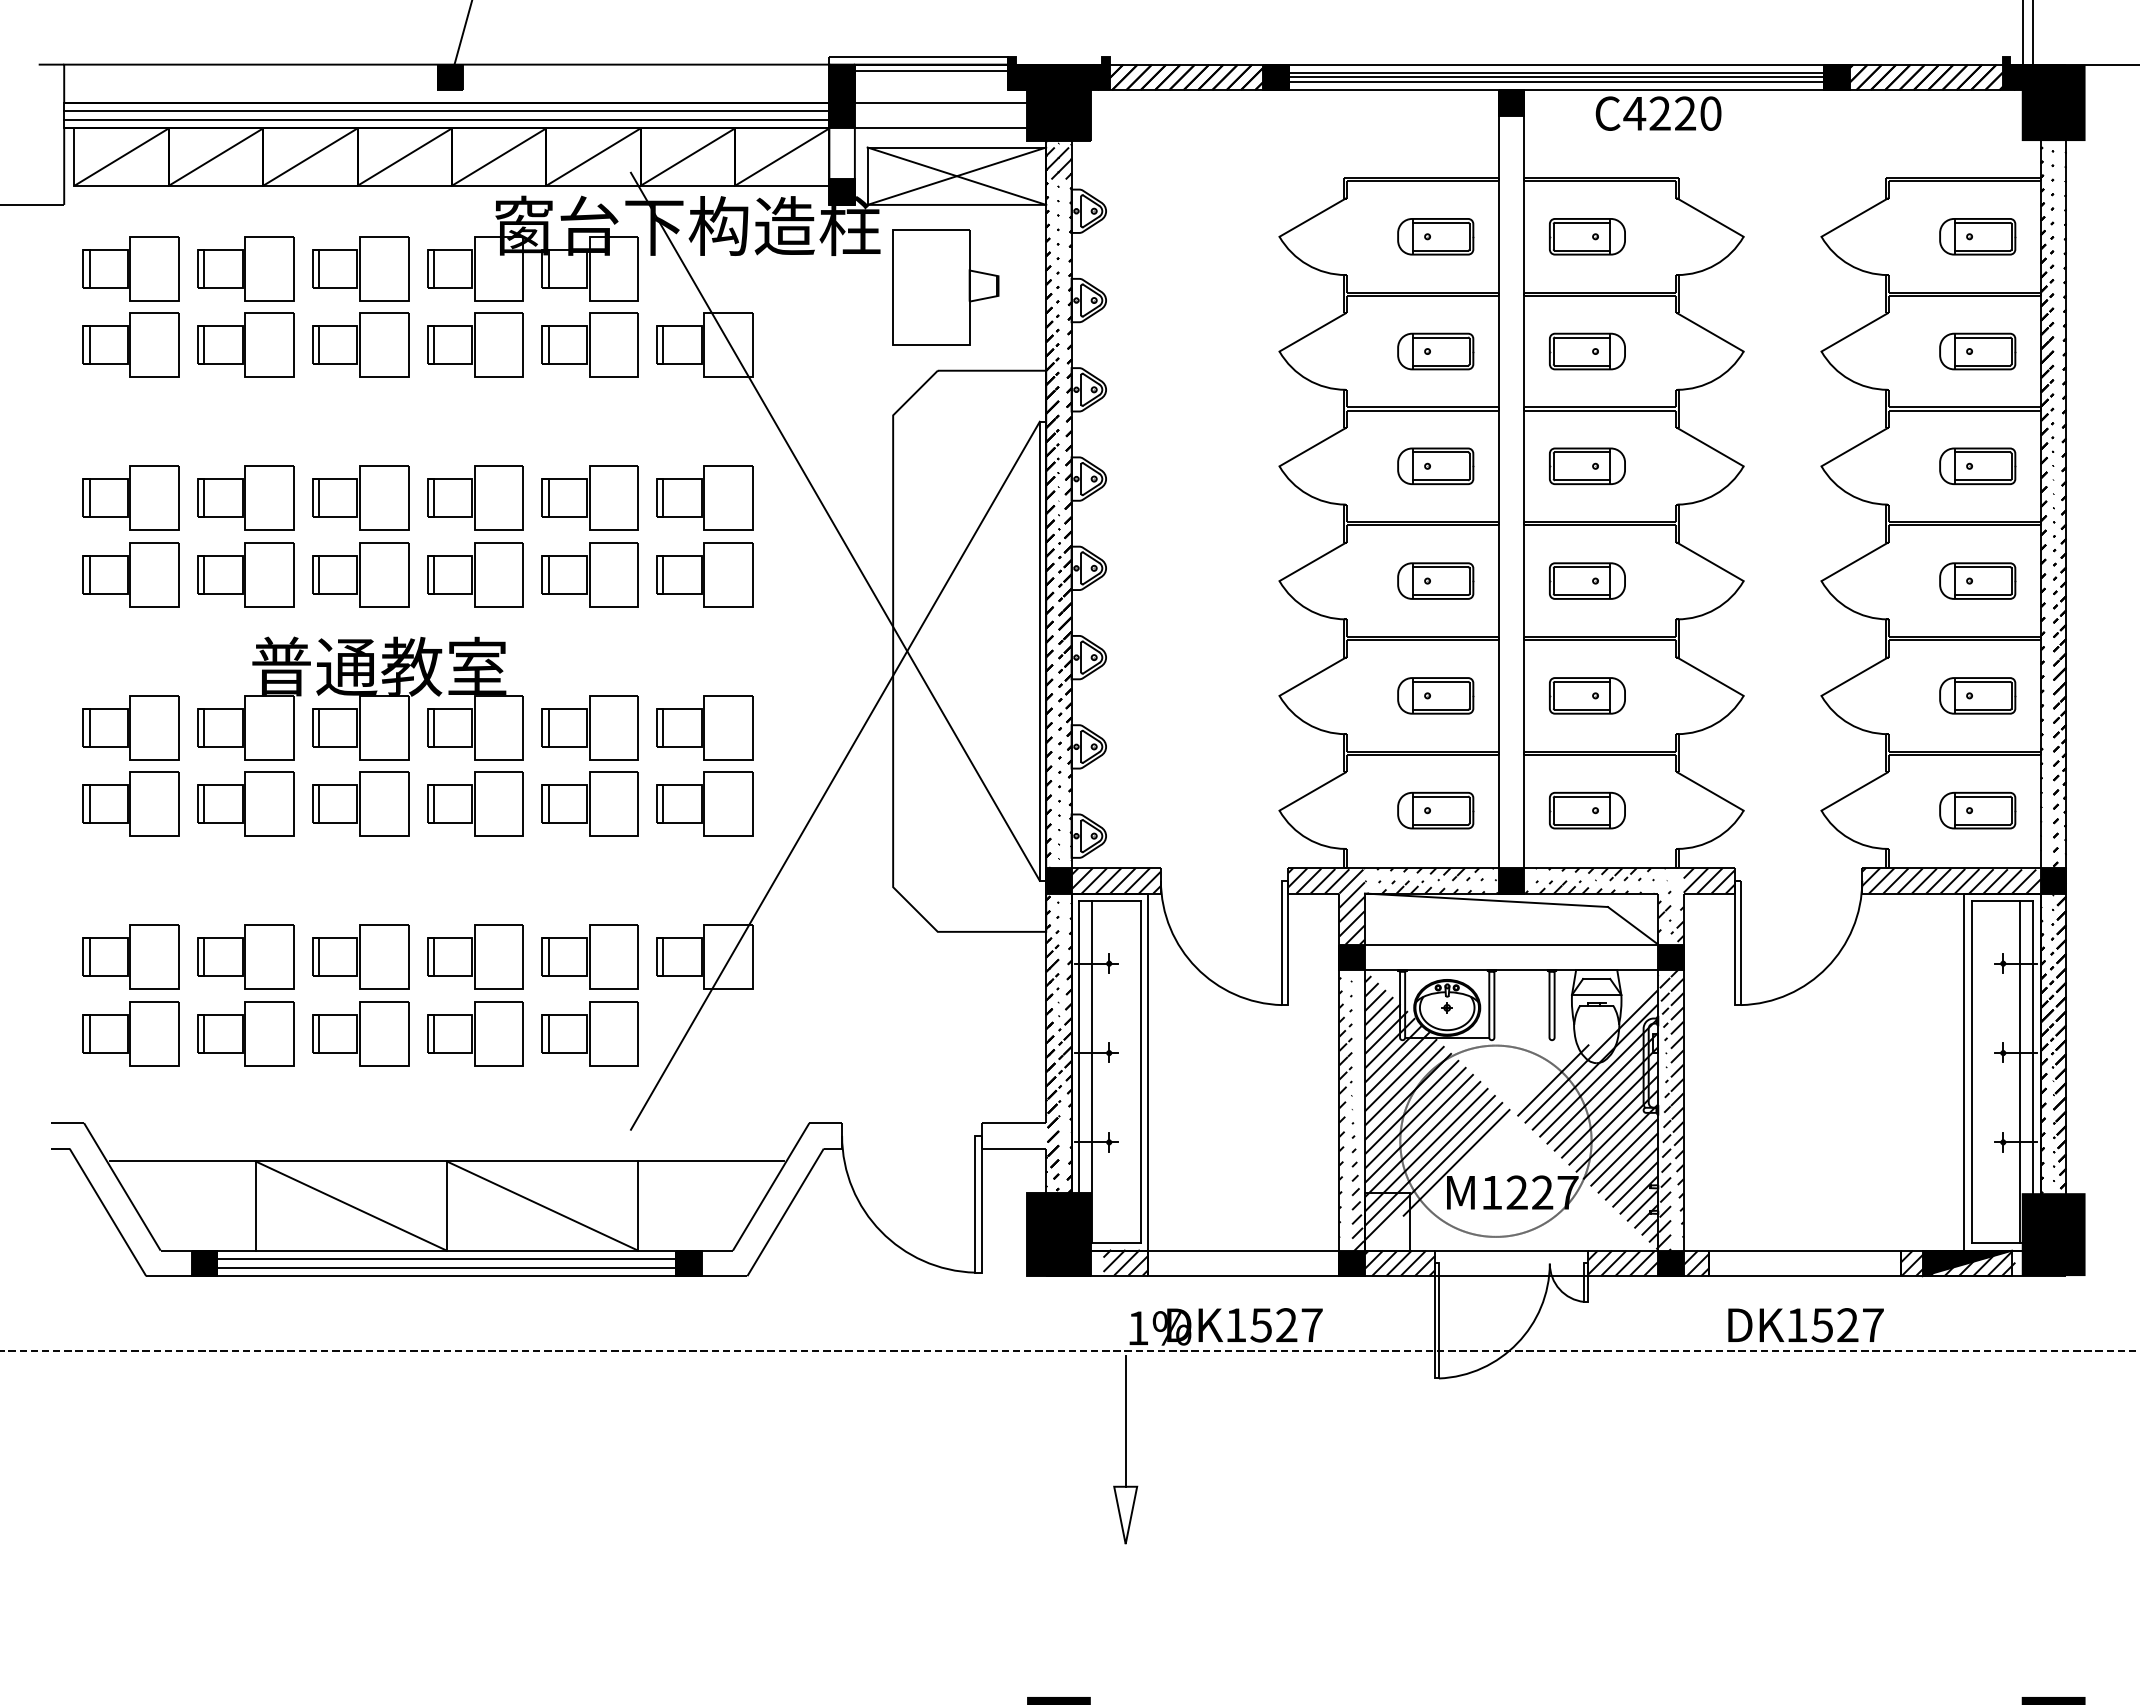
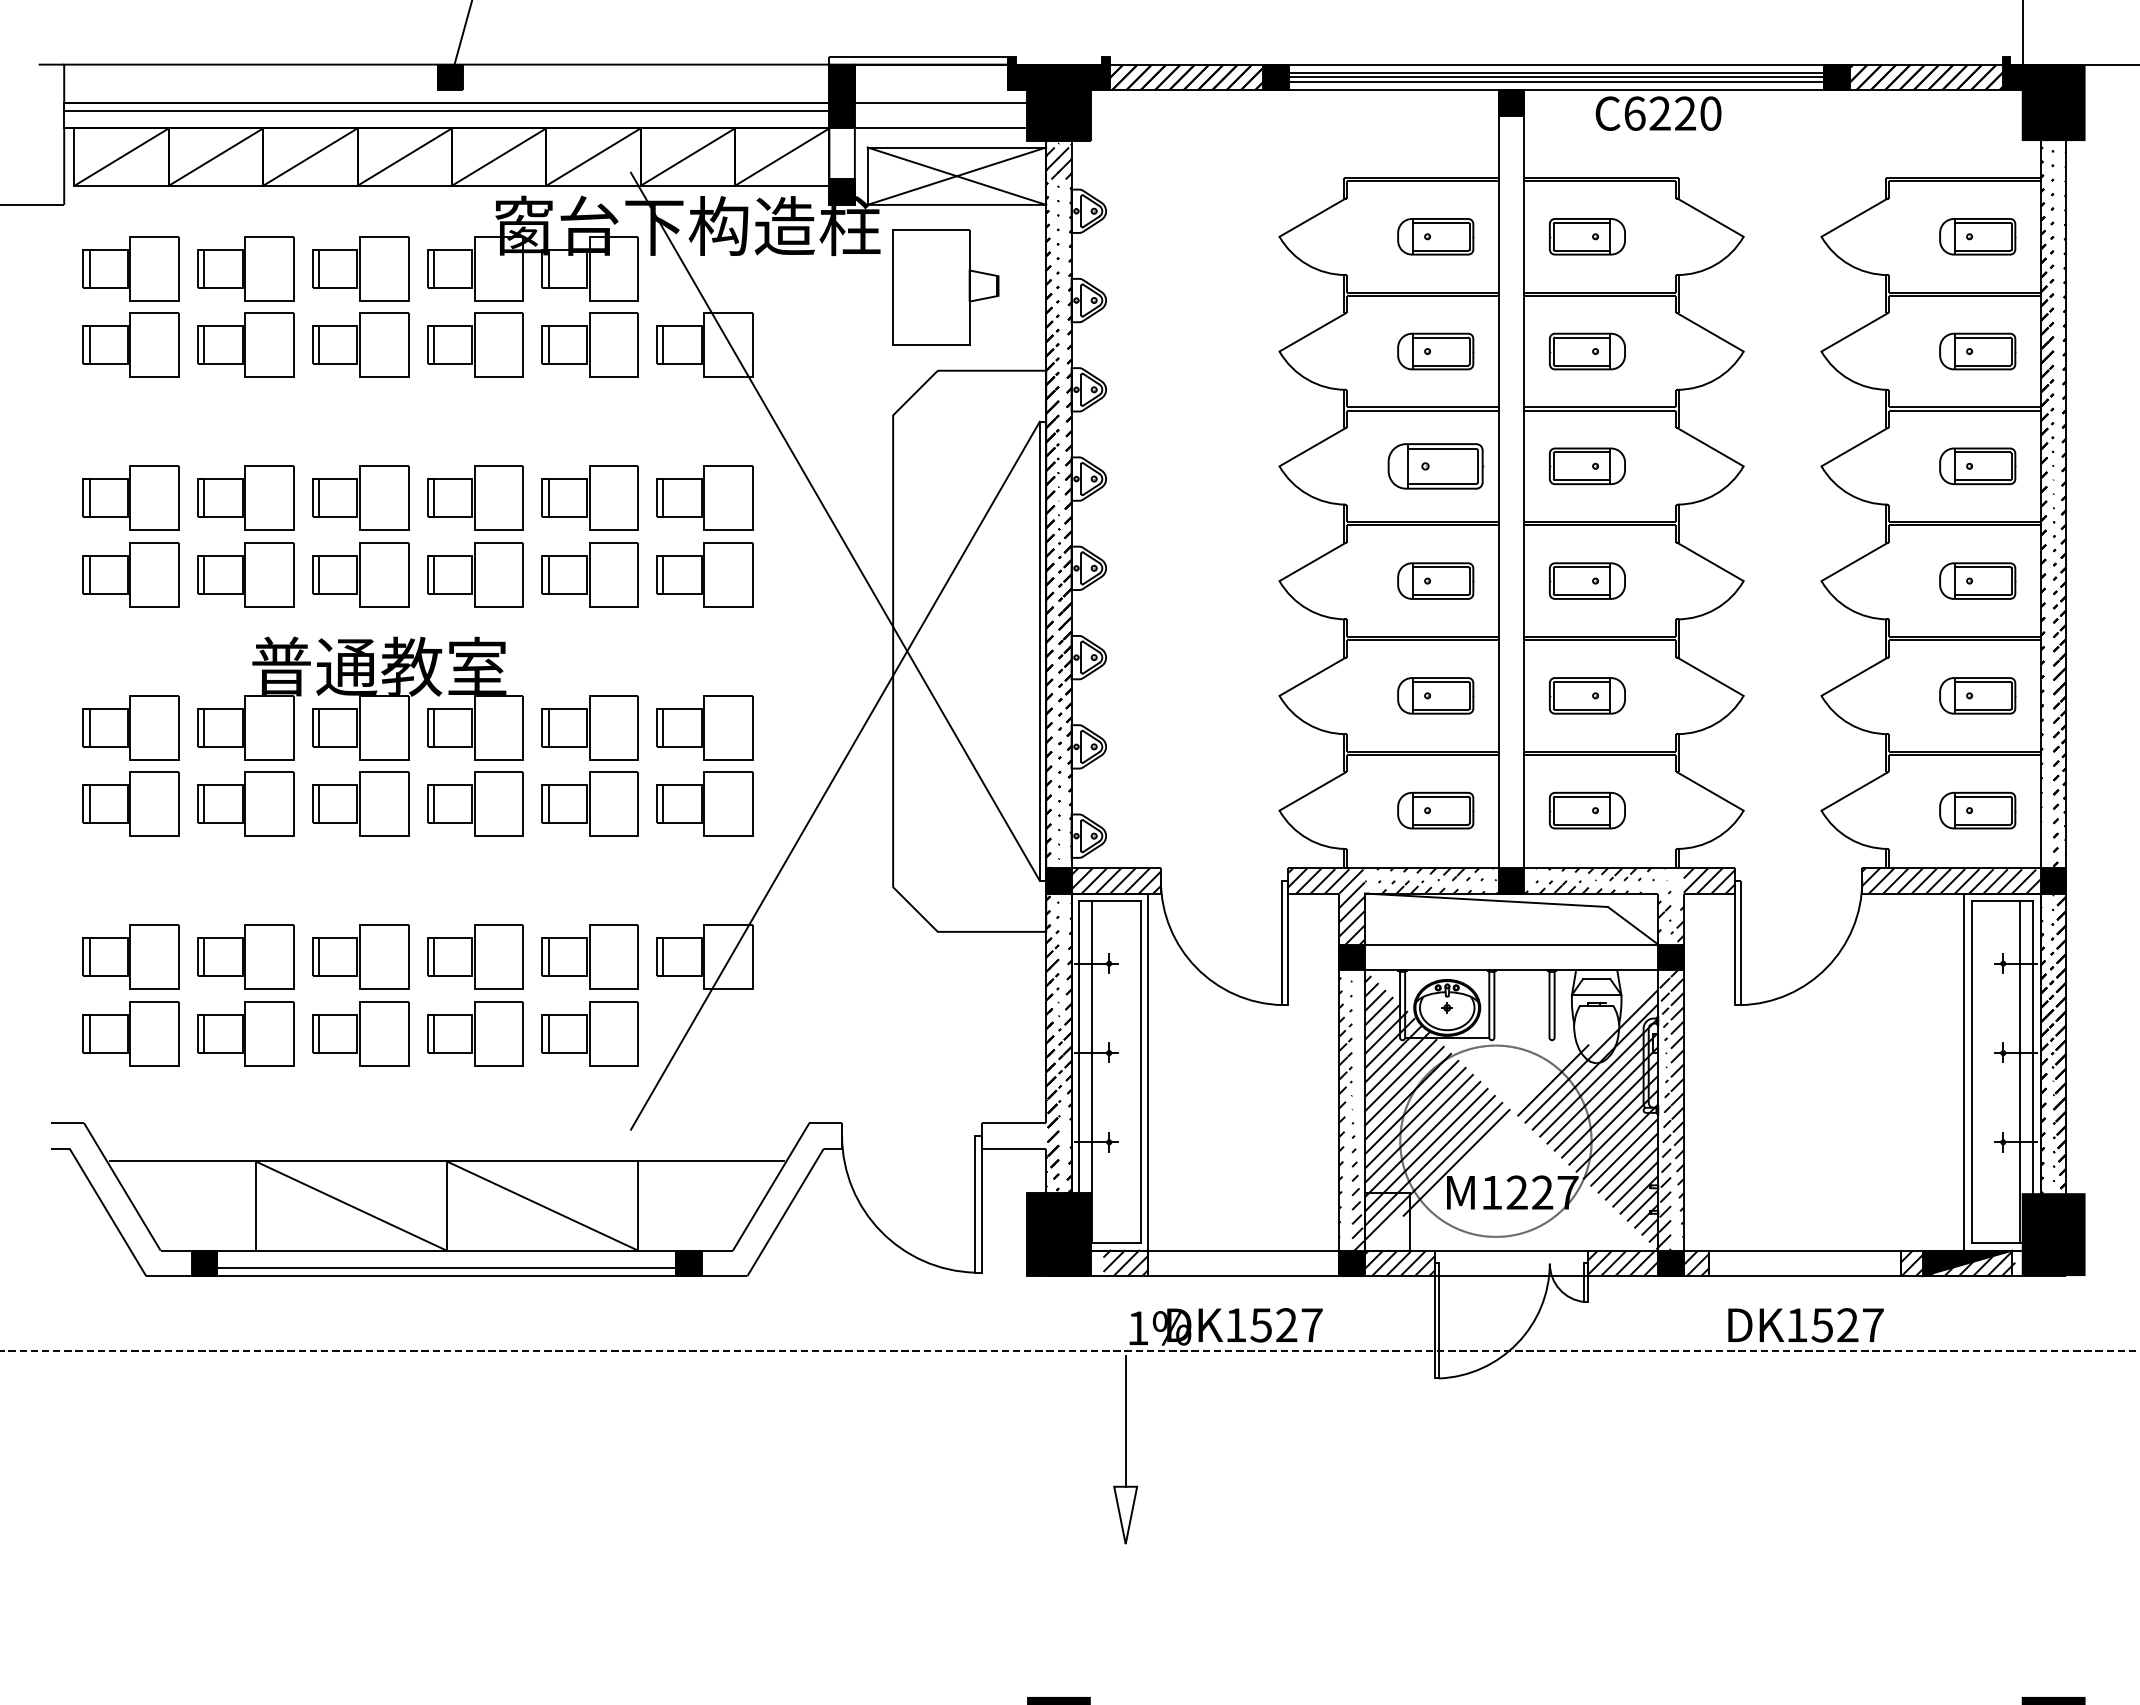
line: present -> none (2033, 33)
line: present -> none (930, 71)
text: C4220 -> C6220 (1634, 113)
line: present -> none (446, 119)
part size: 78x38 px -> 98x47 px (1435, 466)
line: present -> none (446, 1259)
